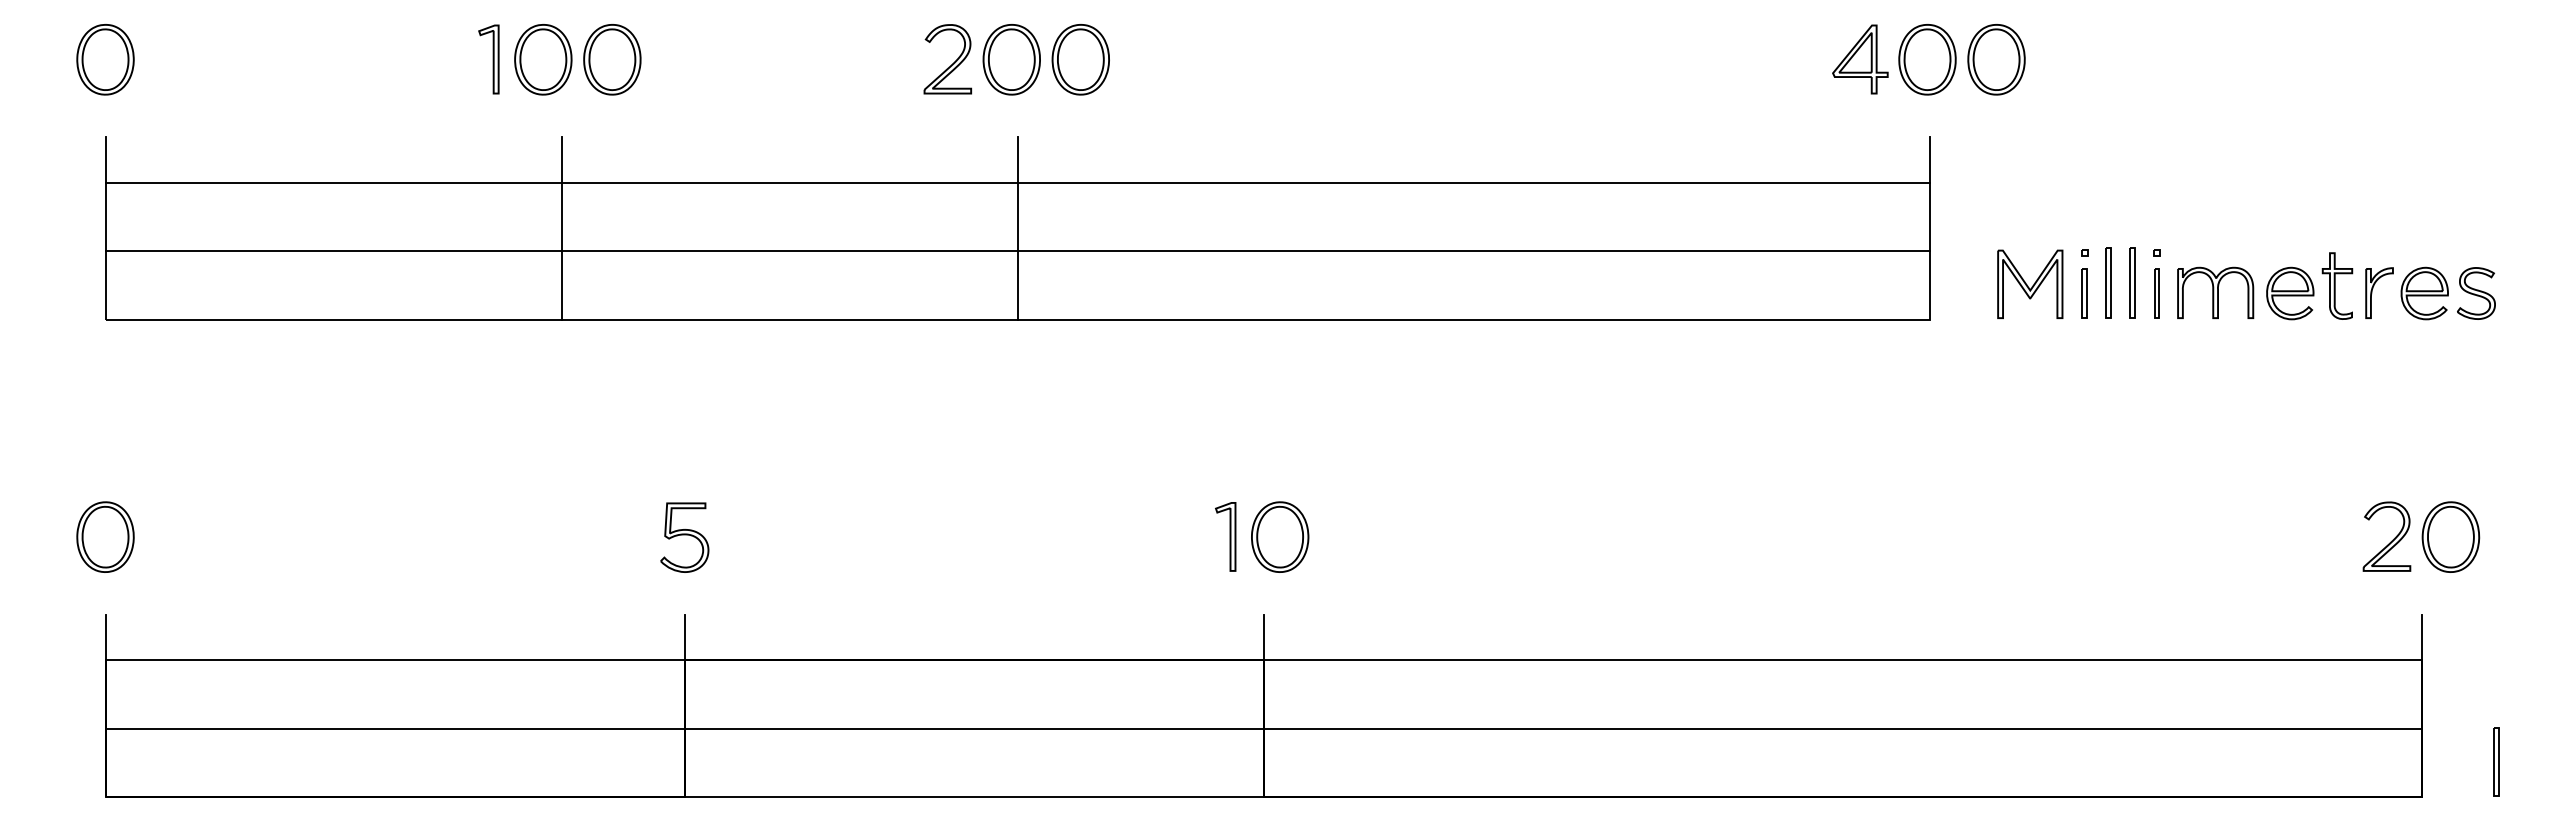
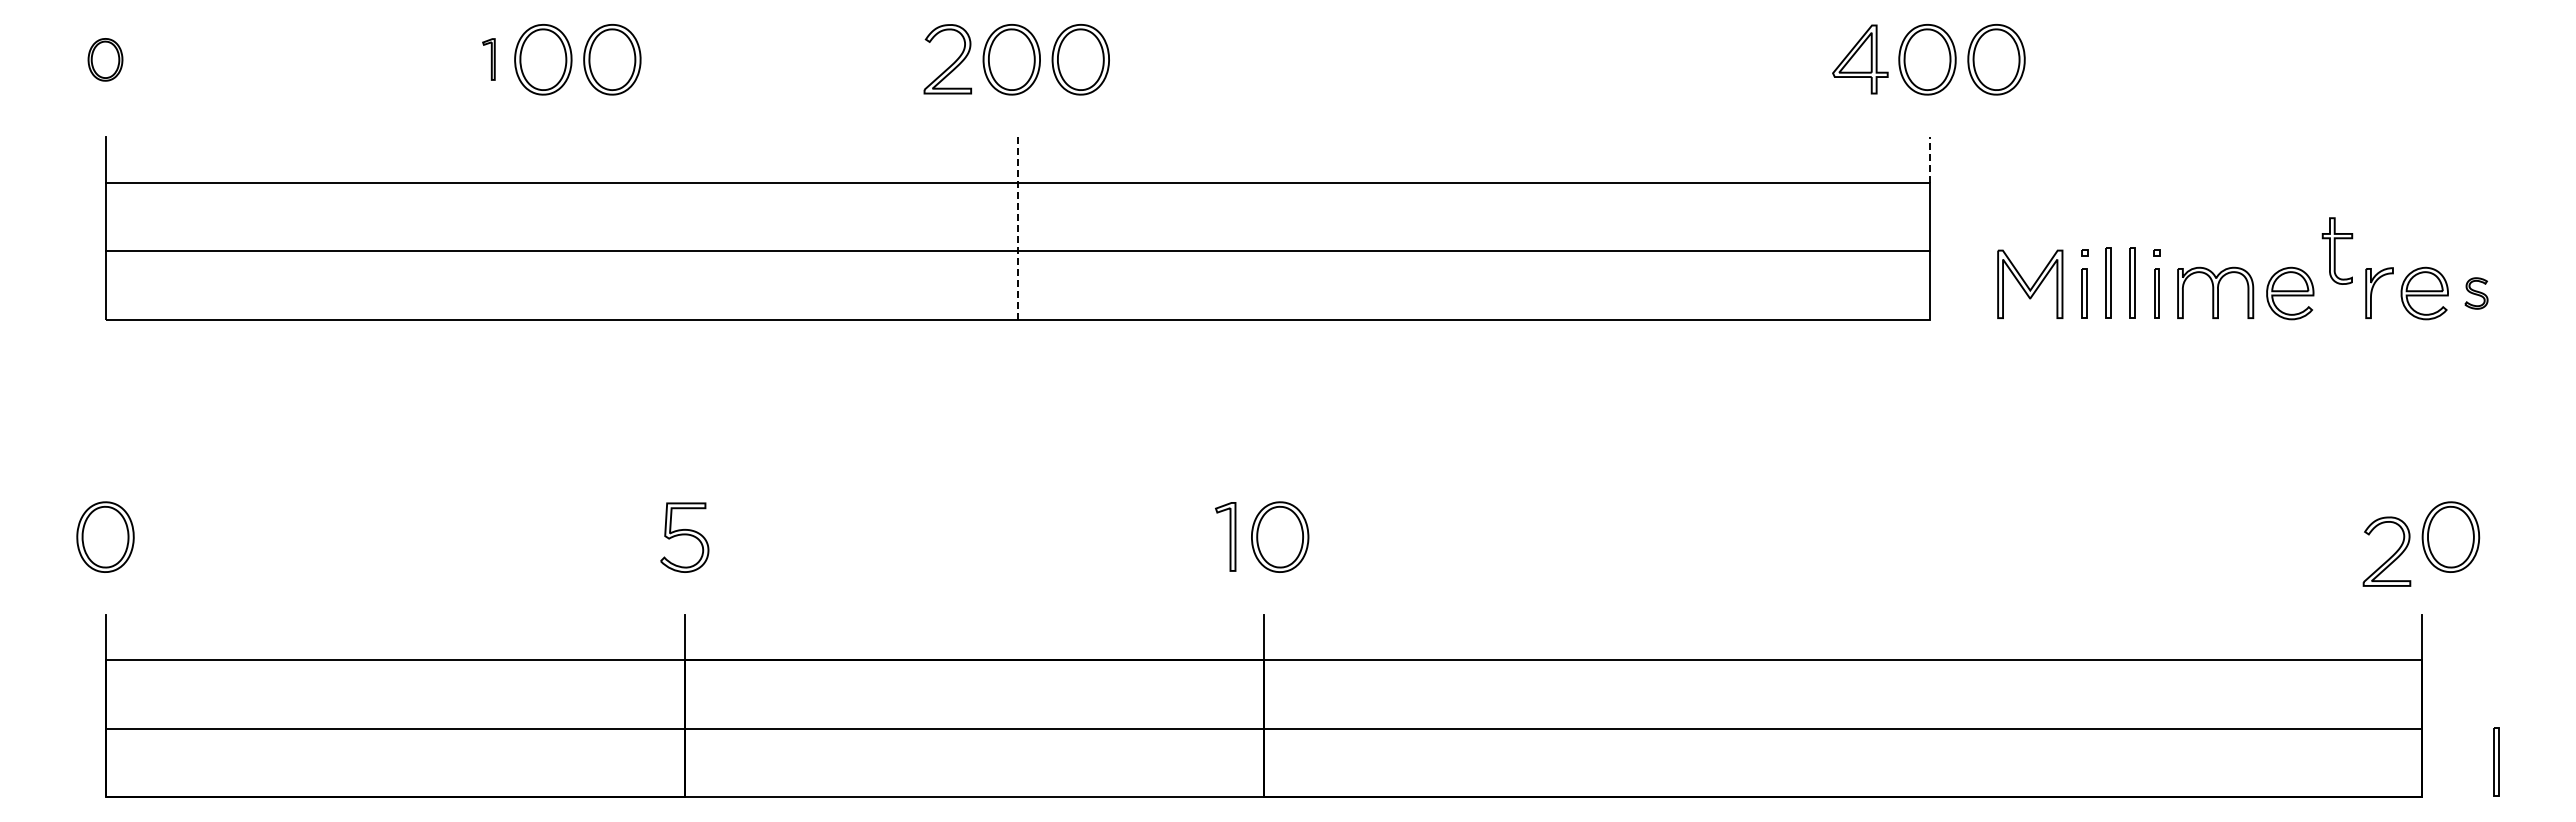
part size: 59x72 px -> 37x44 px (105, 59)
part size: 22x71 px -> 14x43 px (488, 59)
line: solid -> dashed (1929, 160)
line: present -> none (561, 228)
line: solid -> dashed (1017, 228)
part position: (2337, 285) -> (2337, 250) (2337, 250)
part size: 39x53 px -> 25x33 px (2476, 293)
part position: (2391, 540) -> (2391, 555) (2391, 555)
